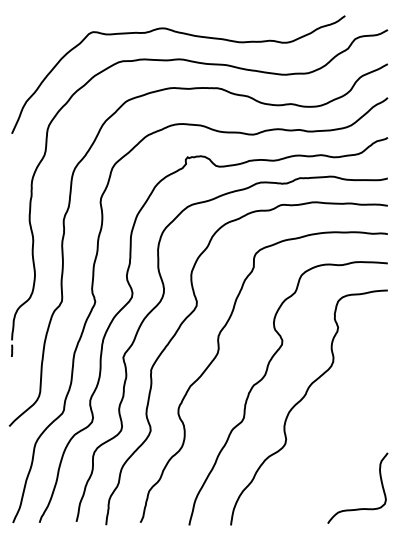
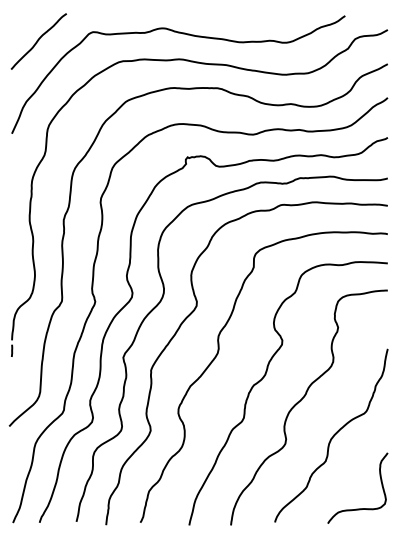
curve: none -> present (38, 41)
curve: none -> present (332, 436)
